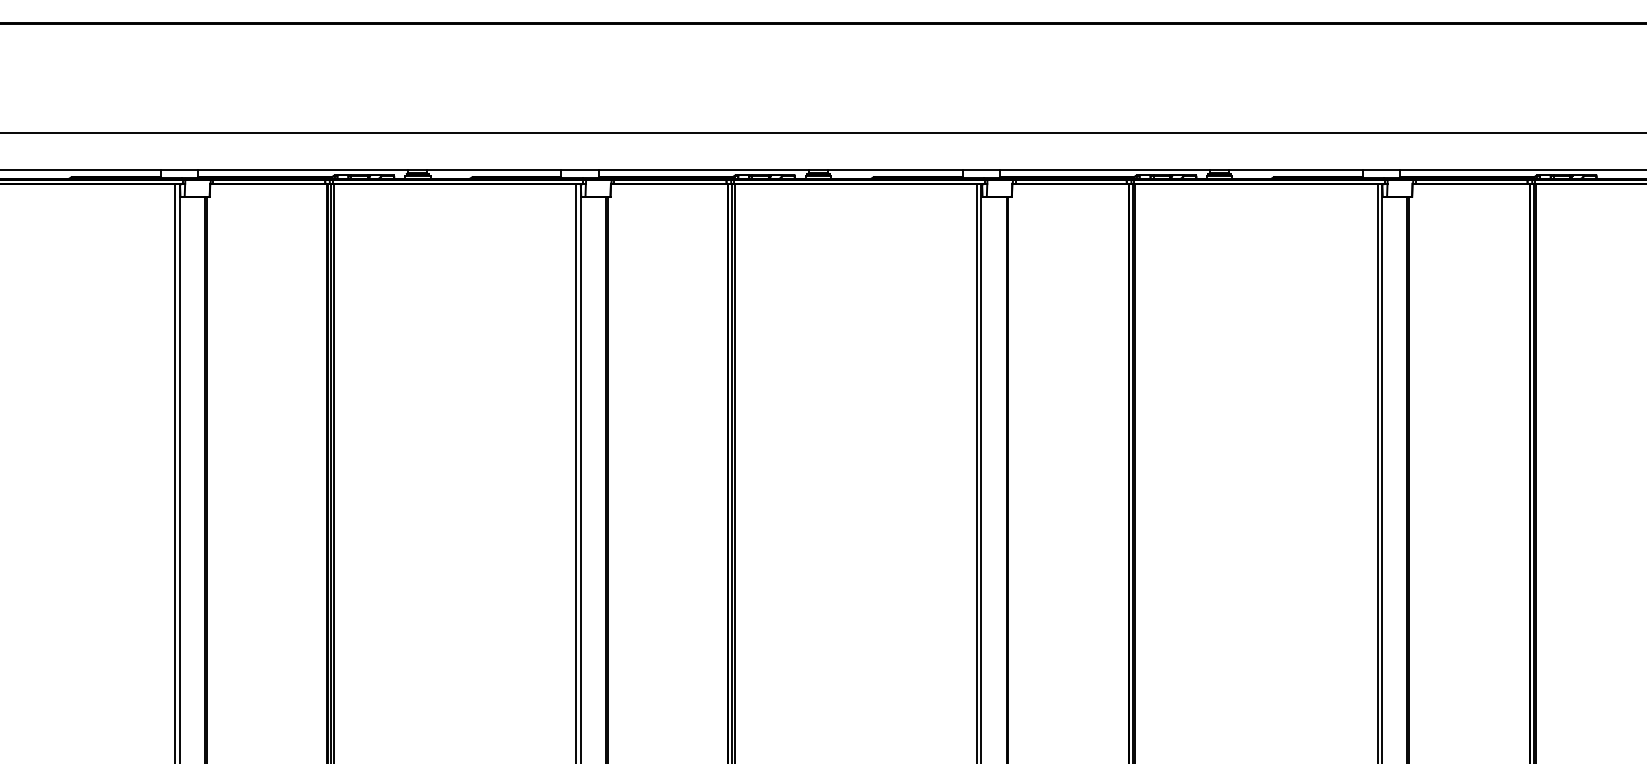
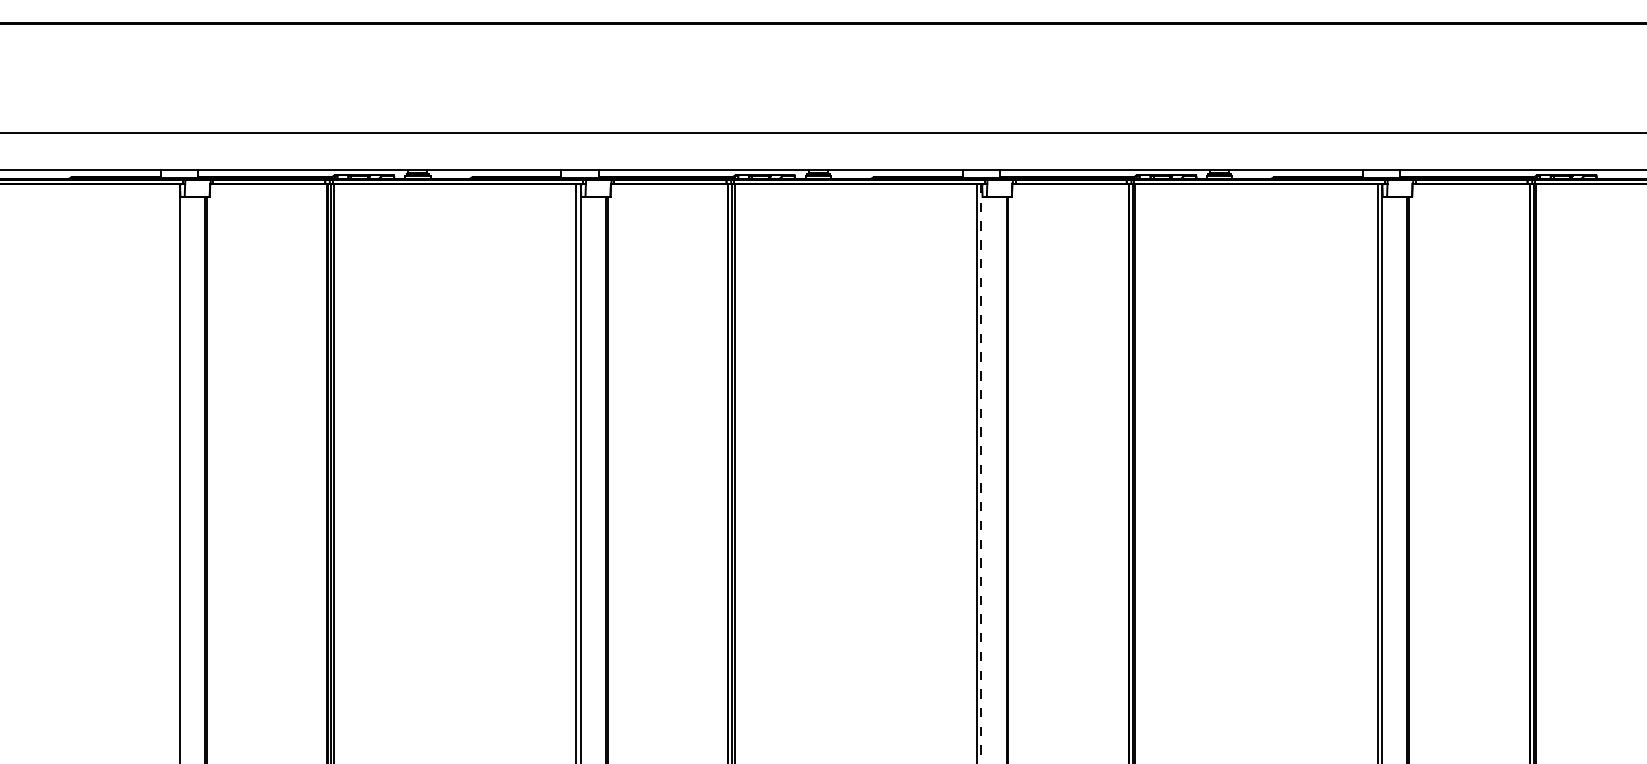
line: present -> none (175, 472)
line: solid -> dashed (981, 474)
